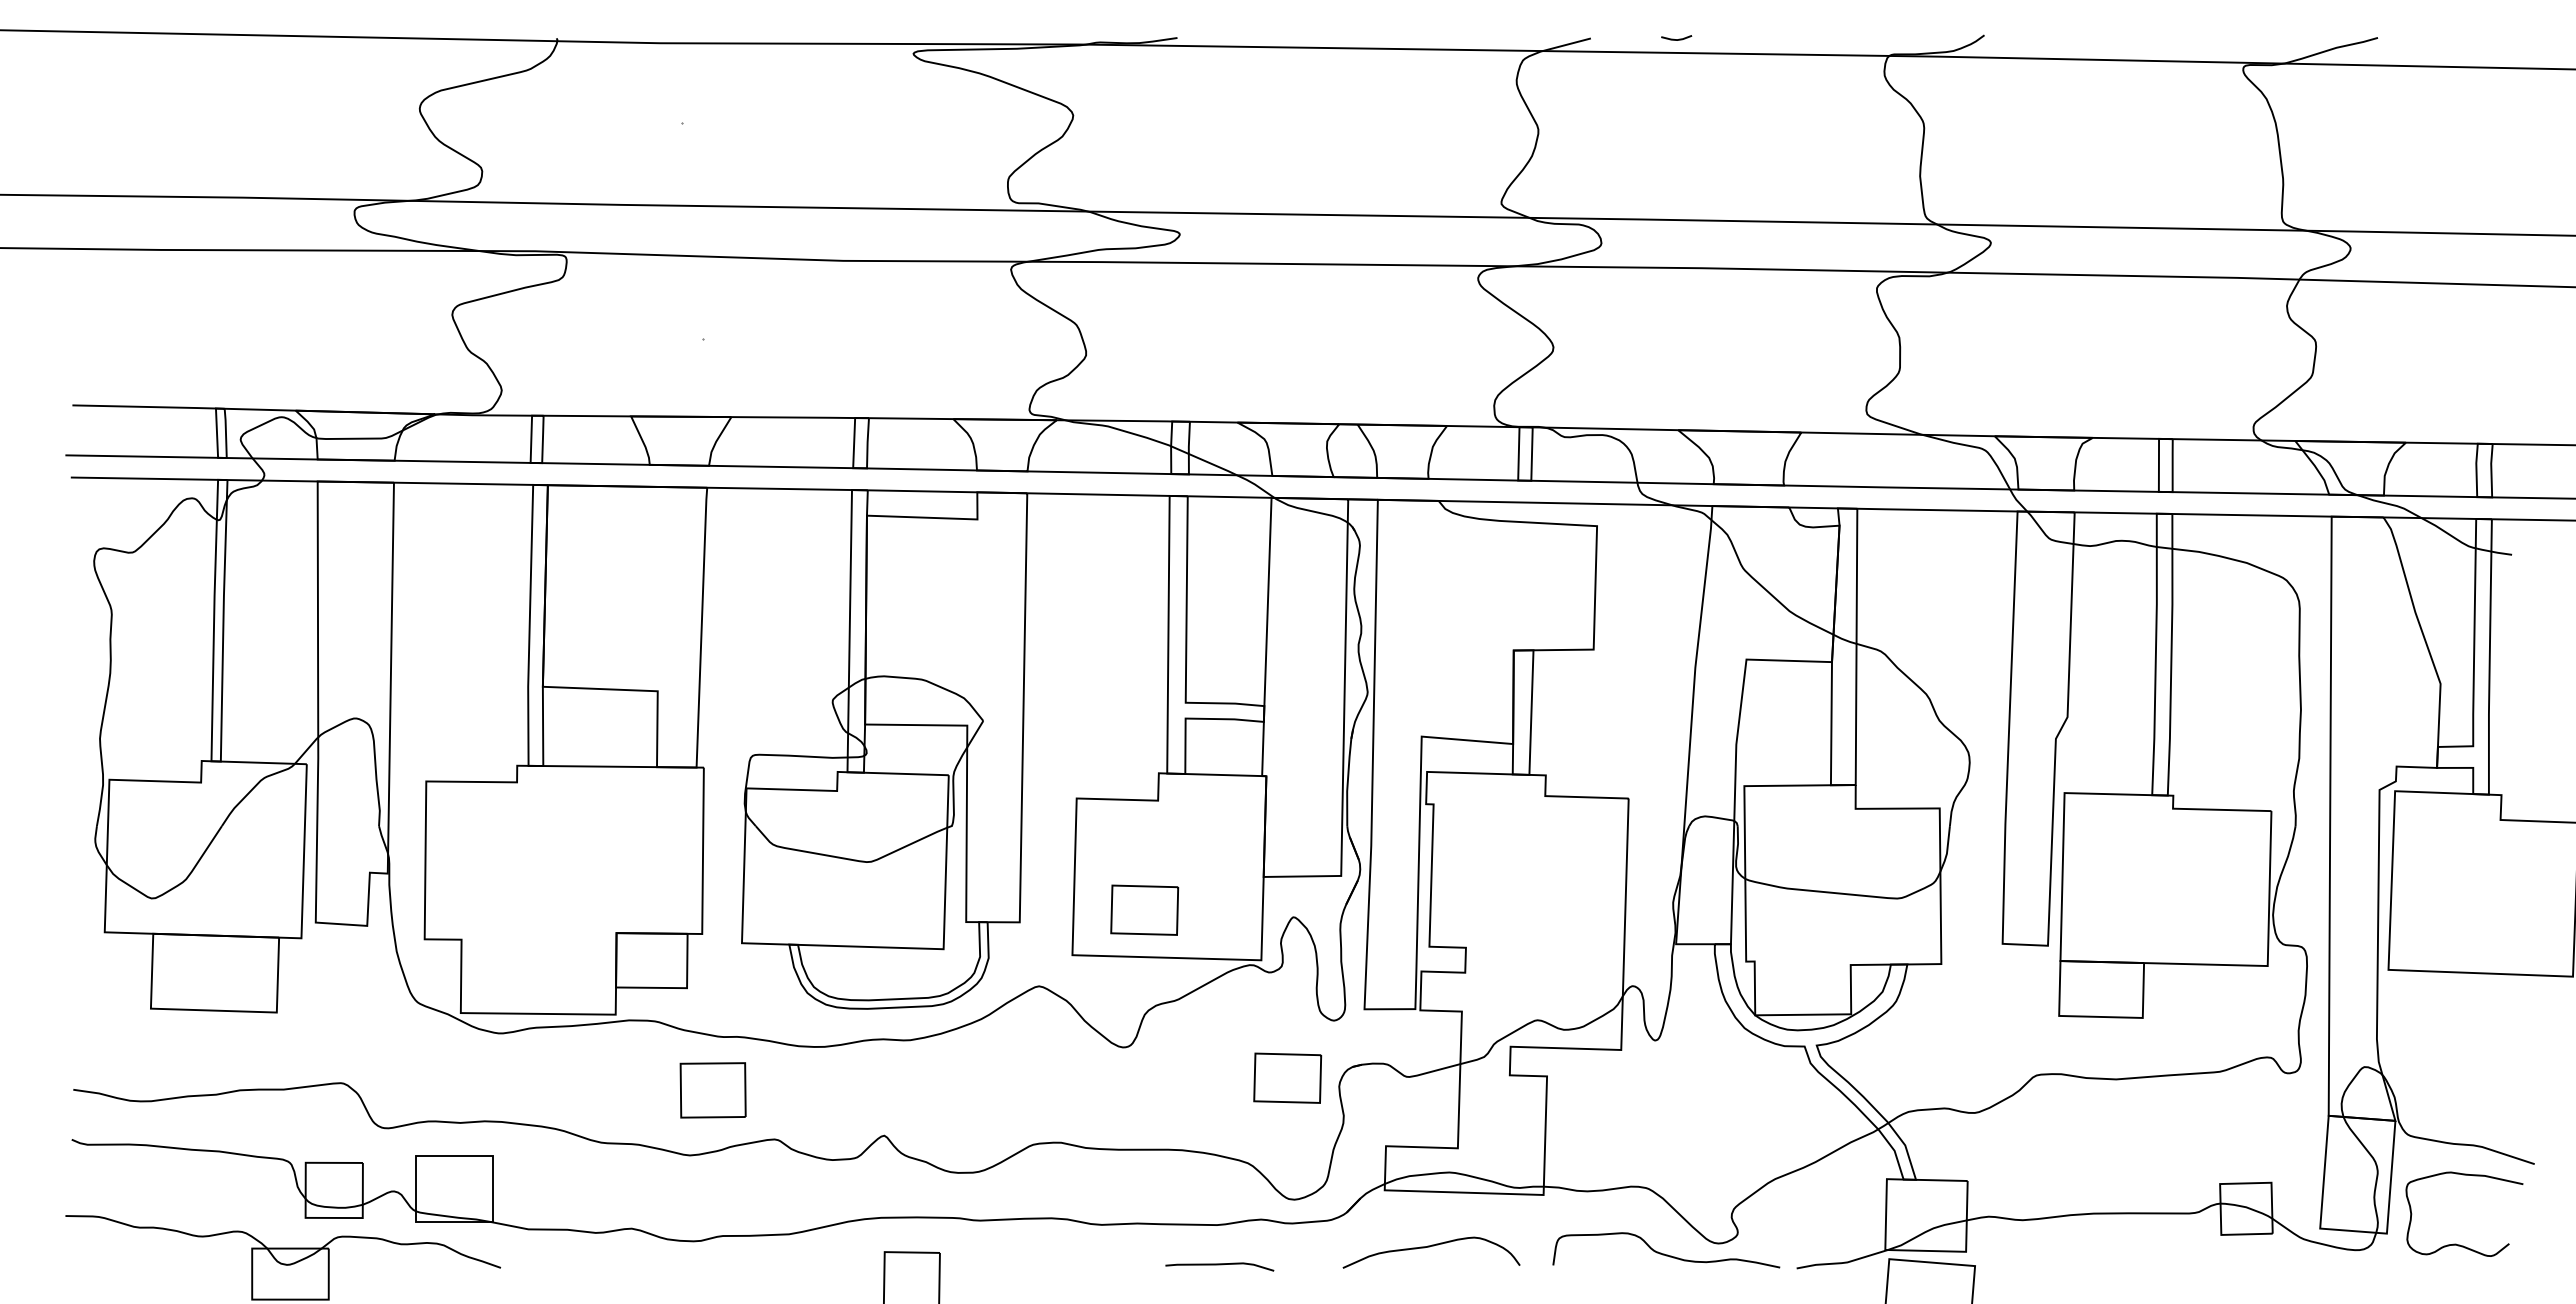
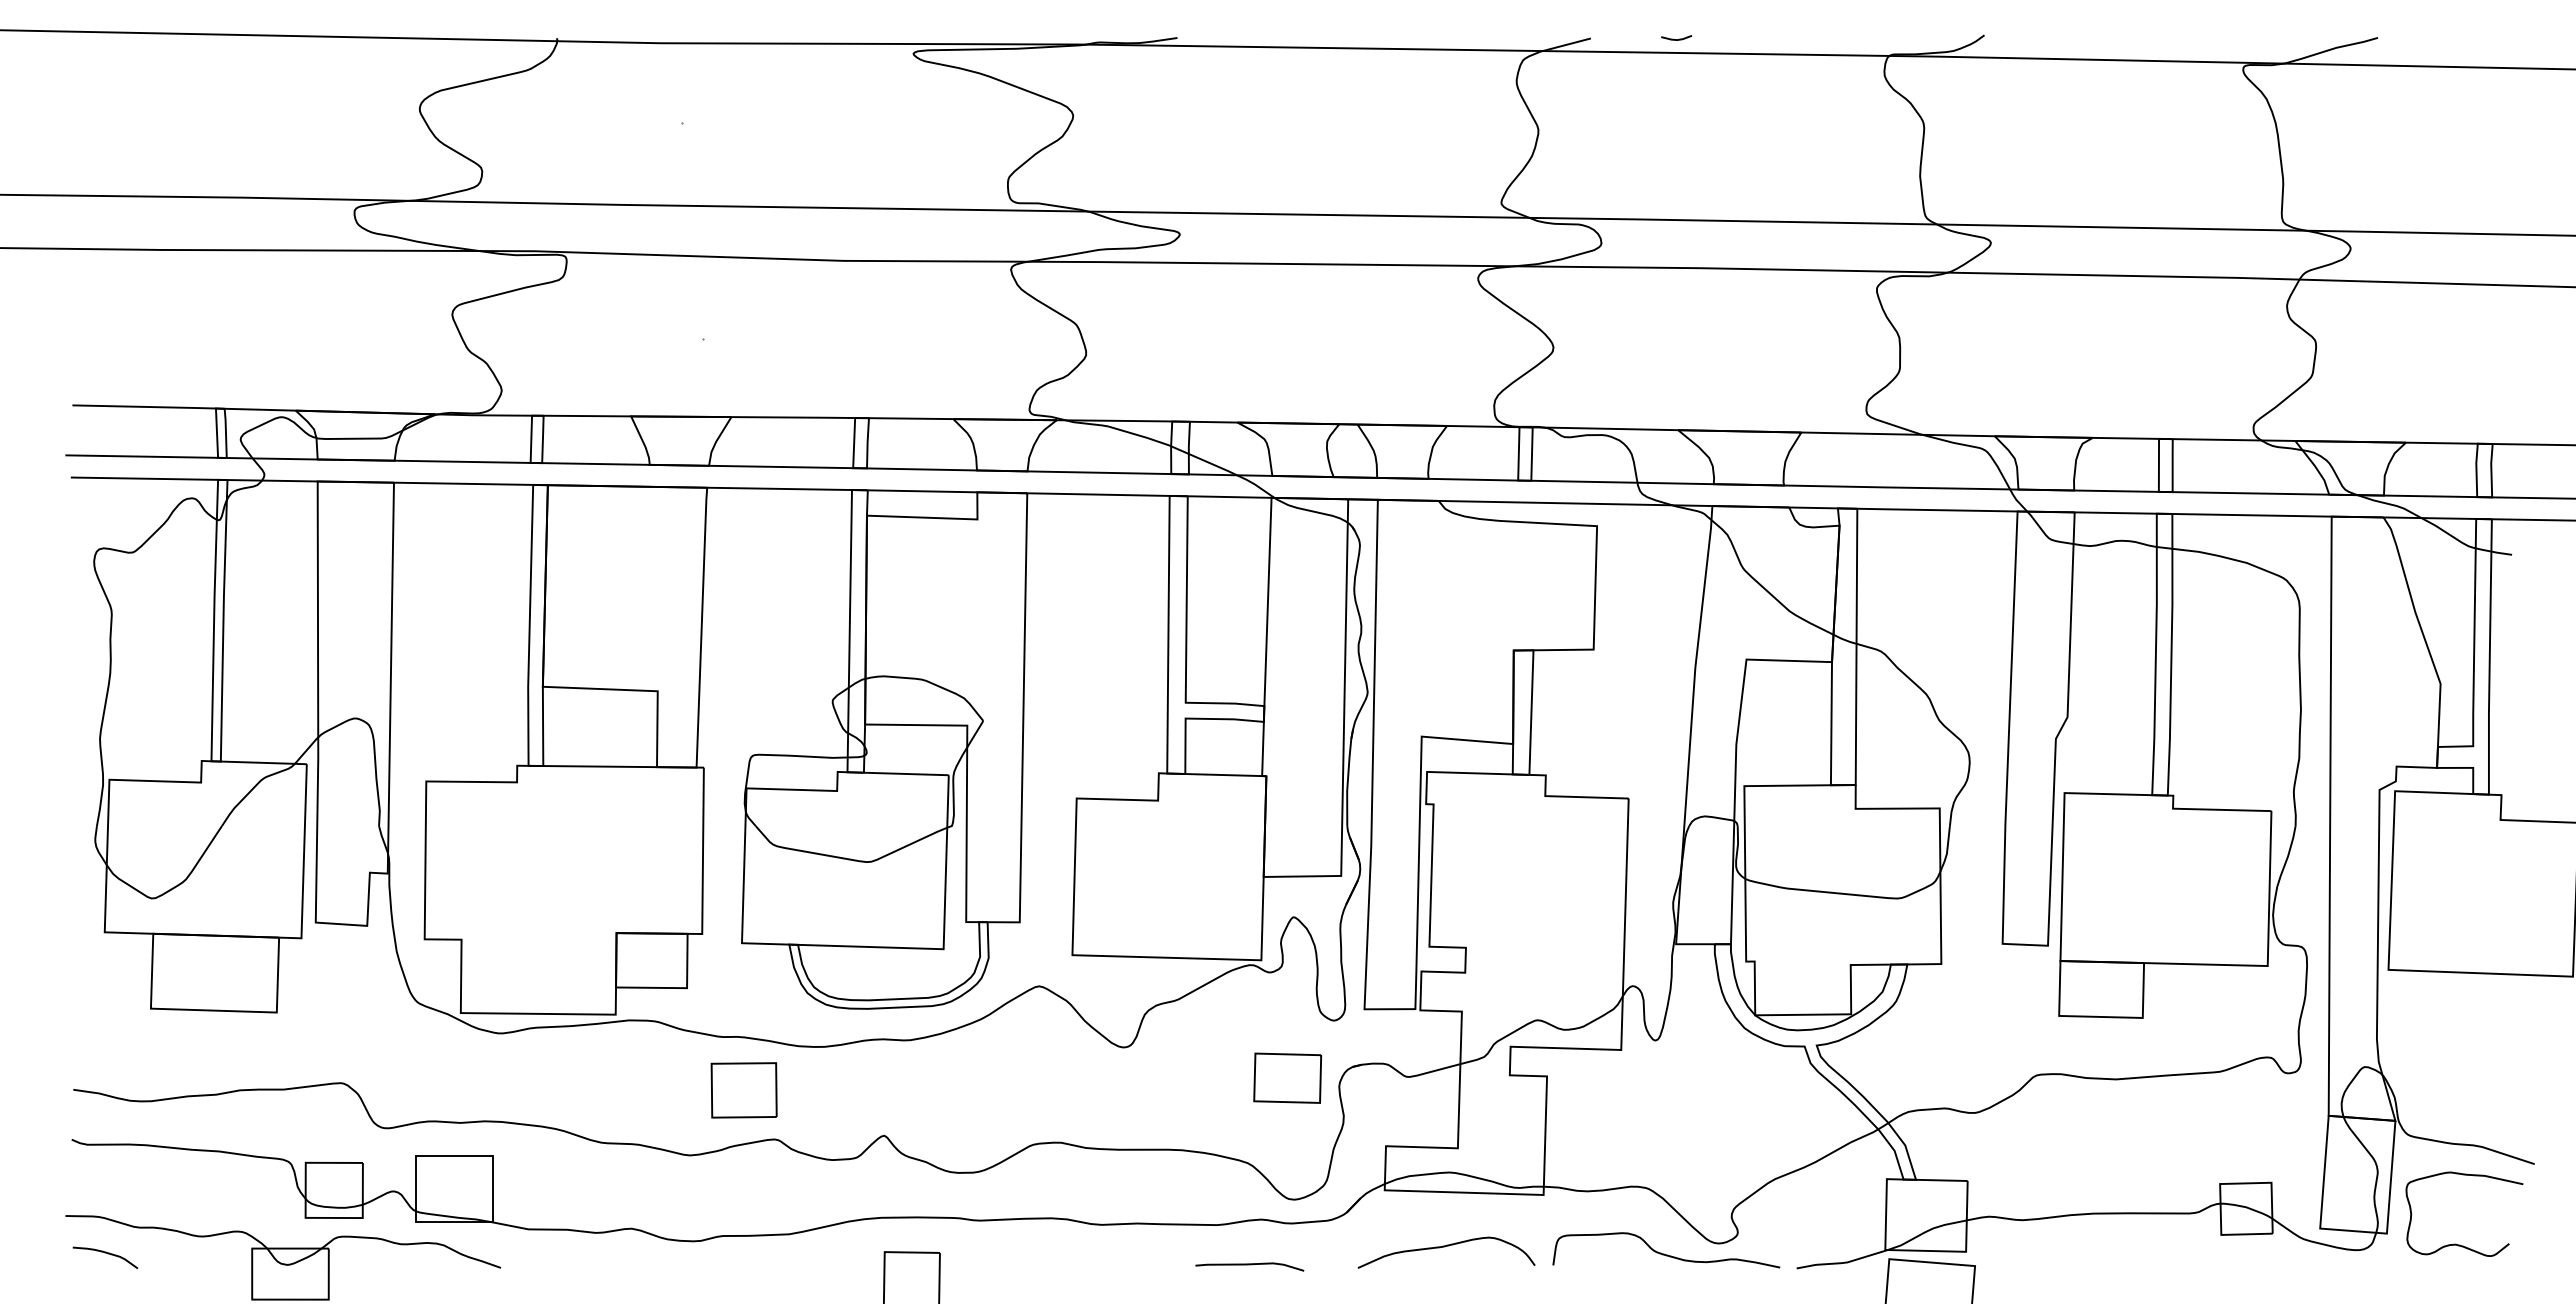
part: present -> none (1144, 909)
part position: (712, 1090) -> (743, 1090) (743, 1090)
curve position: (1429, 1247) -> (1444, 1247) (1444, 1247)
curve: none -> present (105, 1253)
curve position: (1219, 1265) -> (1249, 1265) (1249, 1265)
